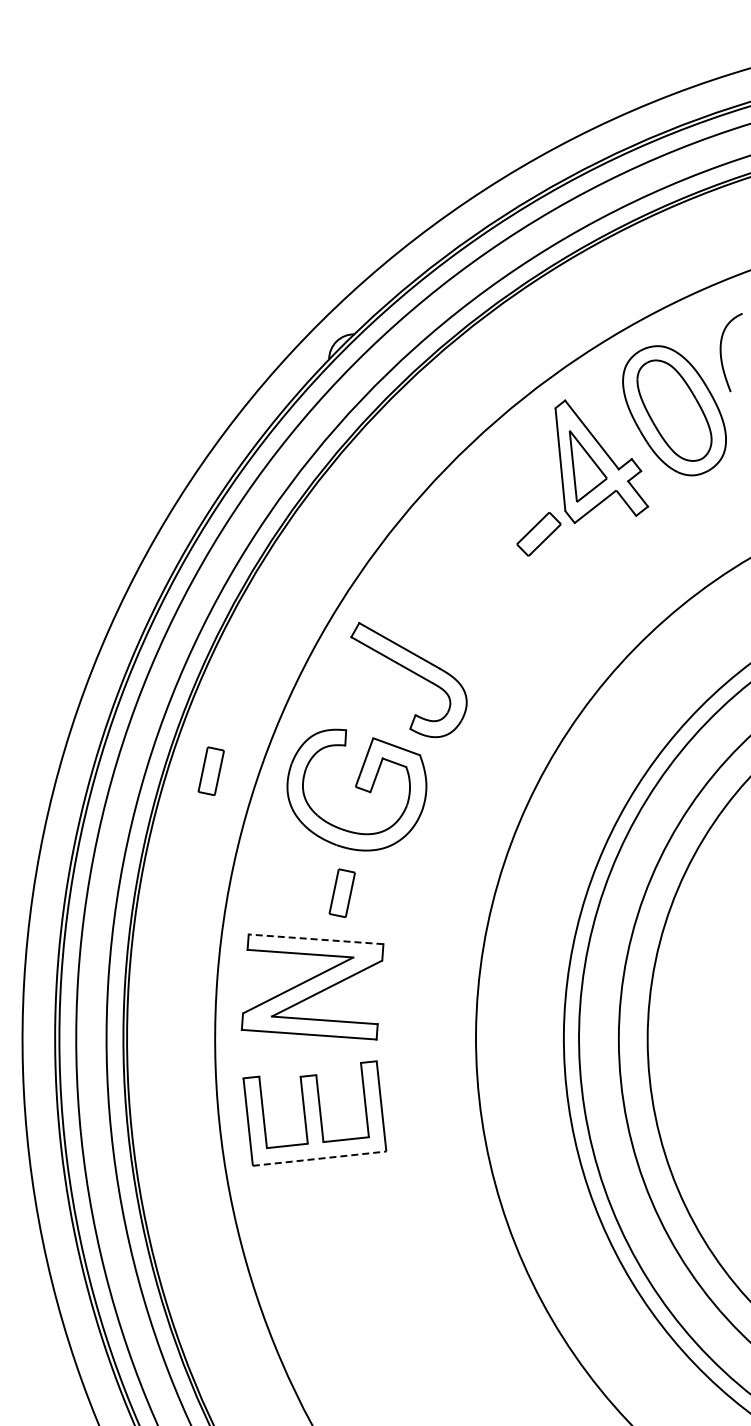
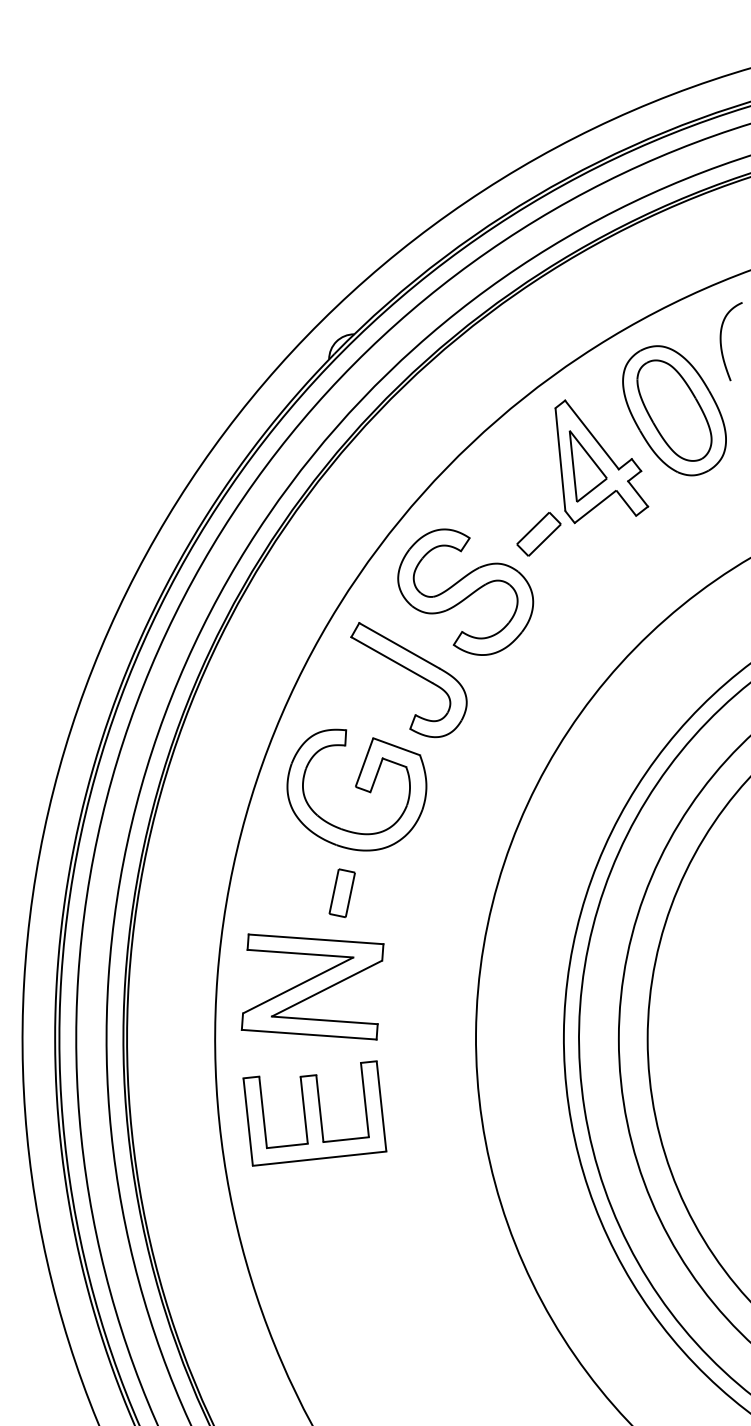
curve position: (721, 352) -> (721, 341) (721, 341)
part: none -> present (465, 591)
part: present -> none (210, 771)
line: dashed -> solid (316, 939)
line: dashed -> solid (320, 1158)
